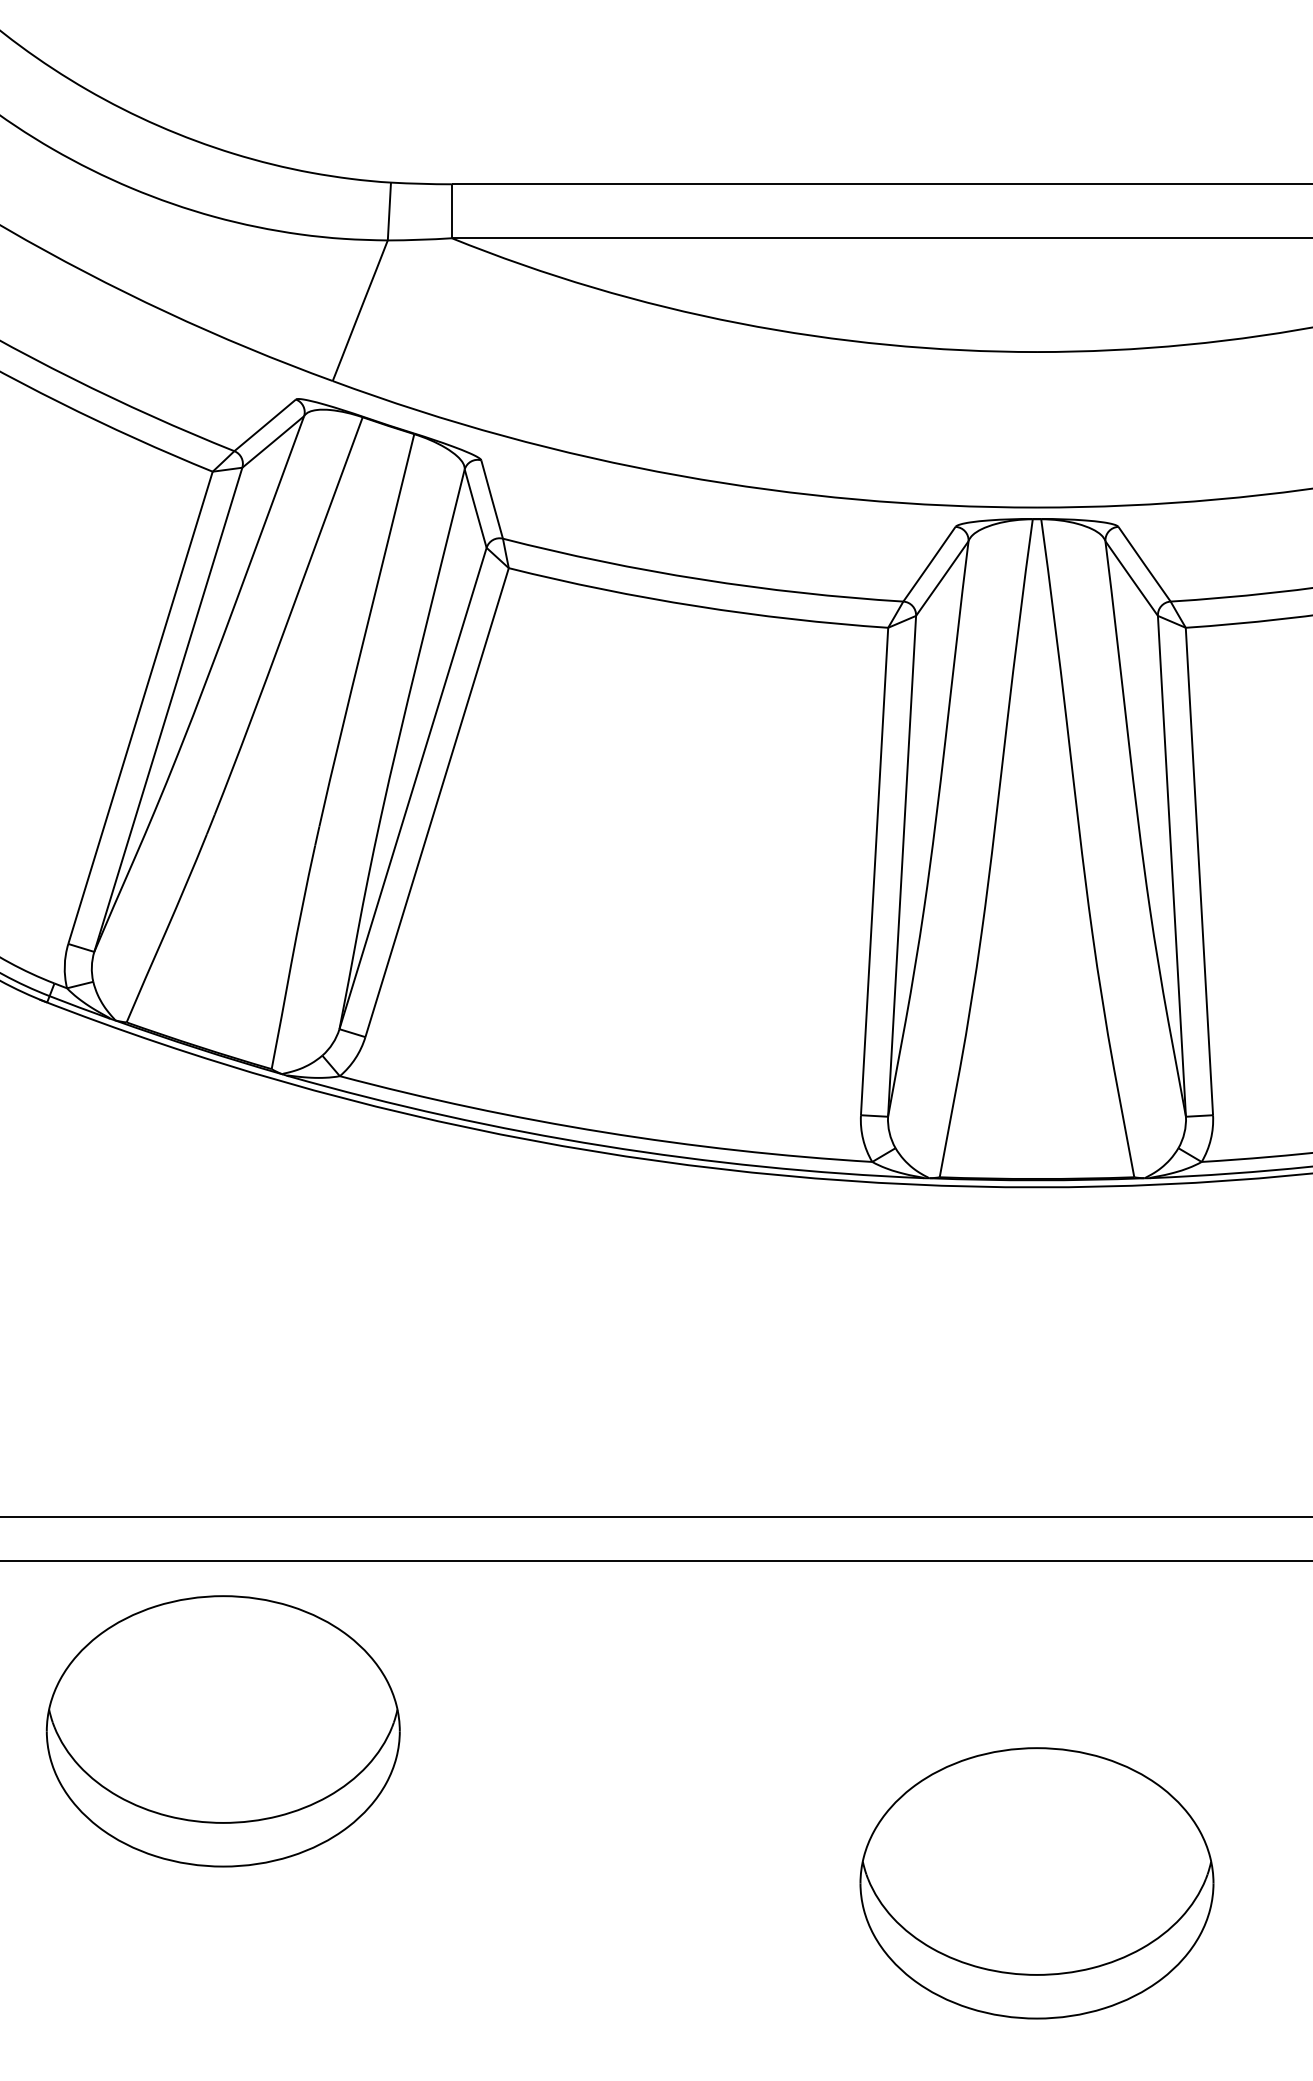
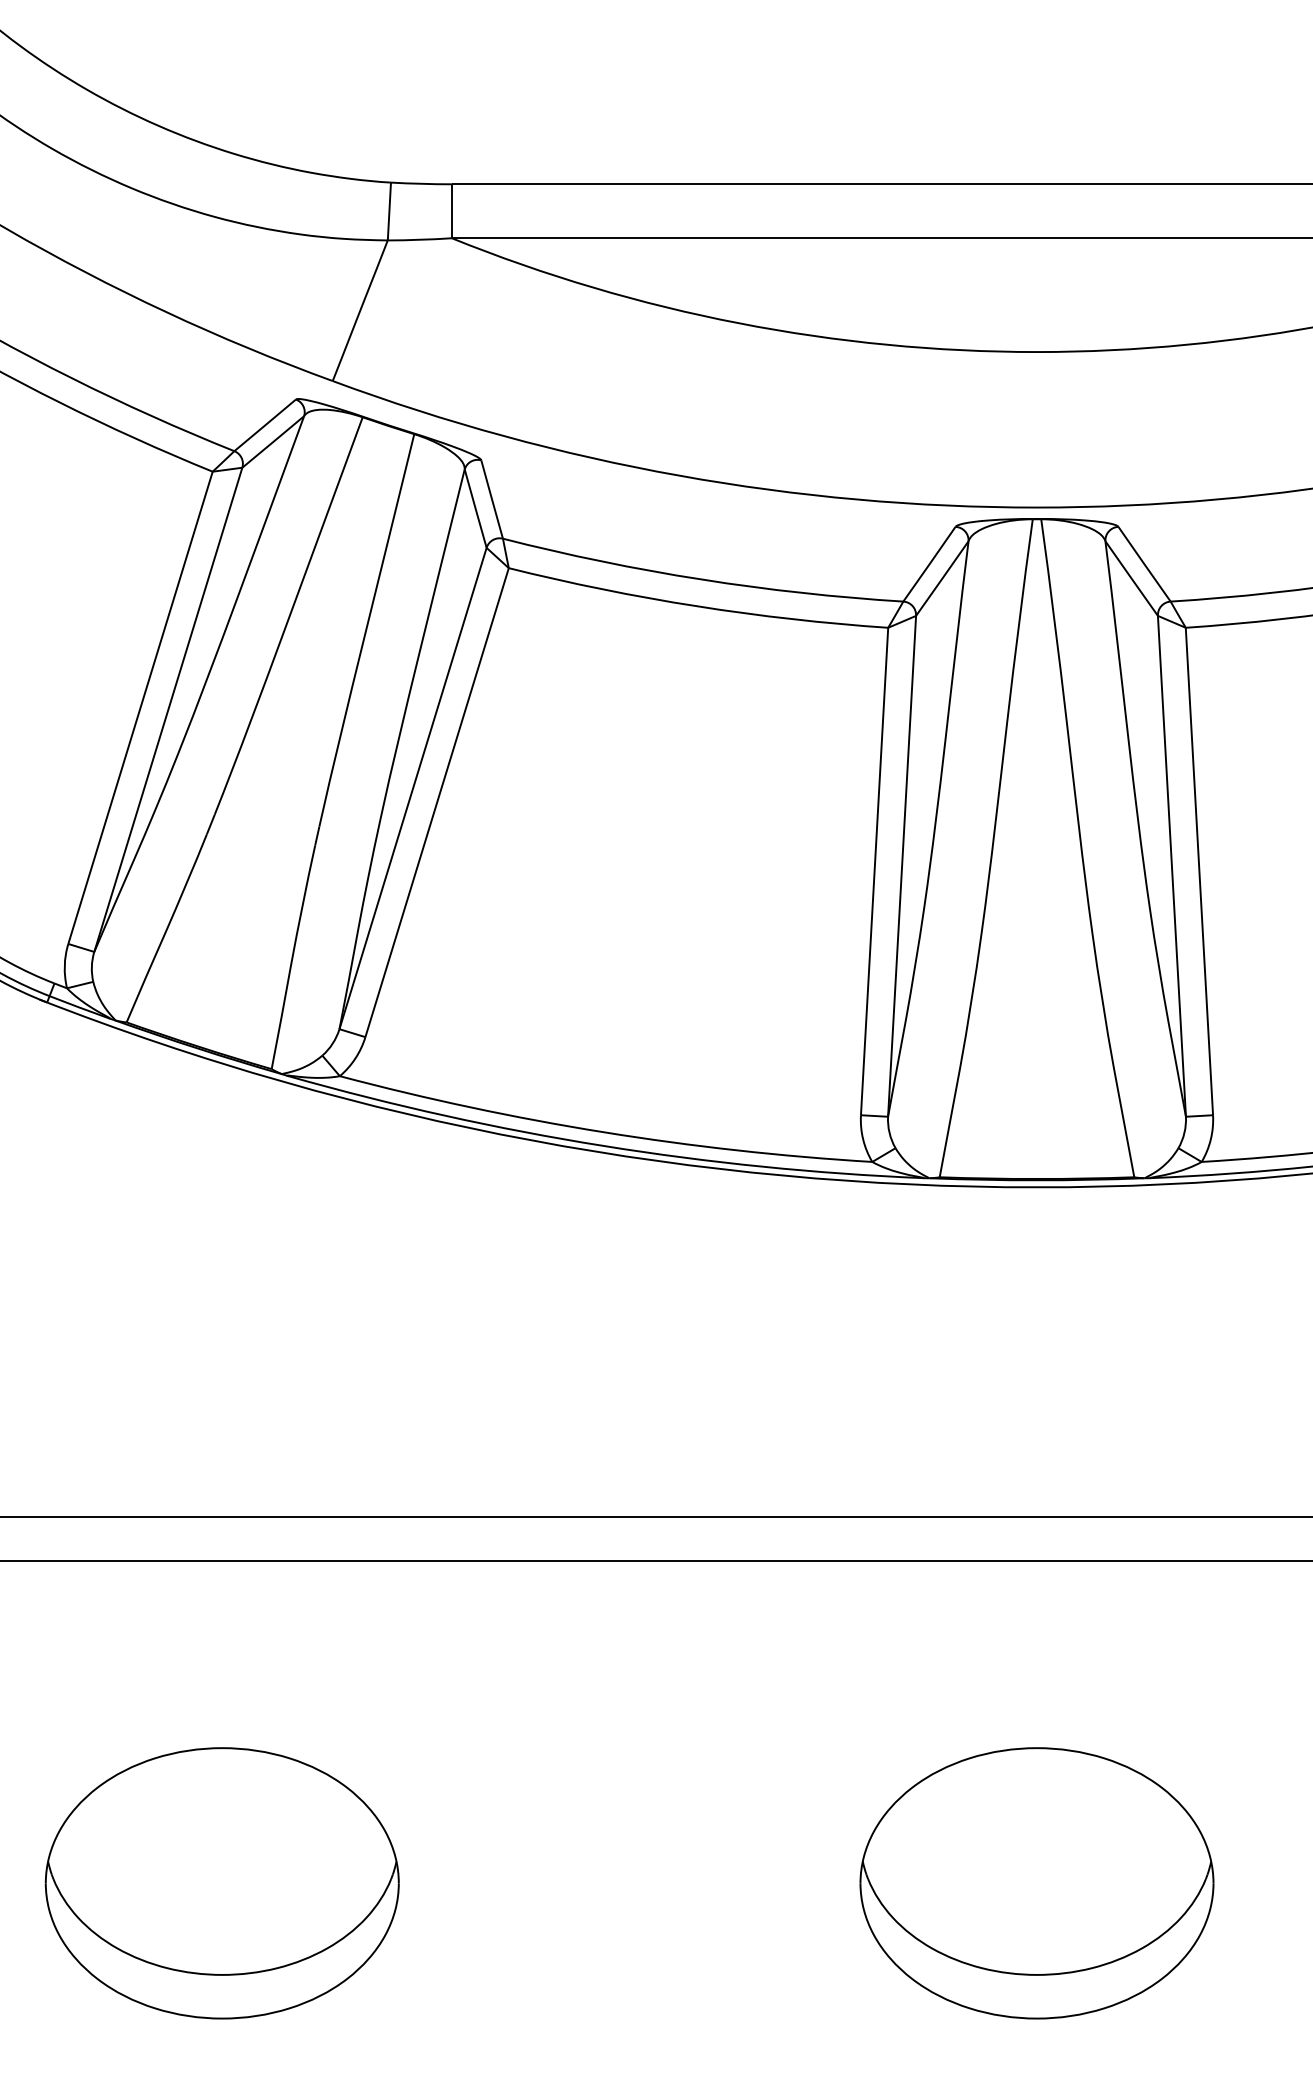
part position: (222, 1731) -> (221, 1883) (221, 1883)
